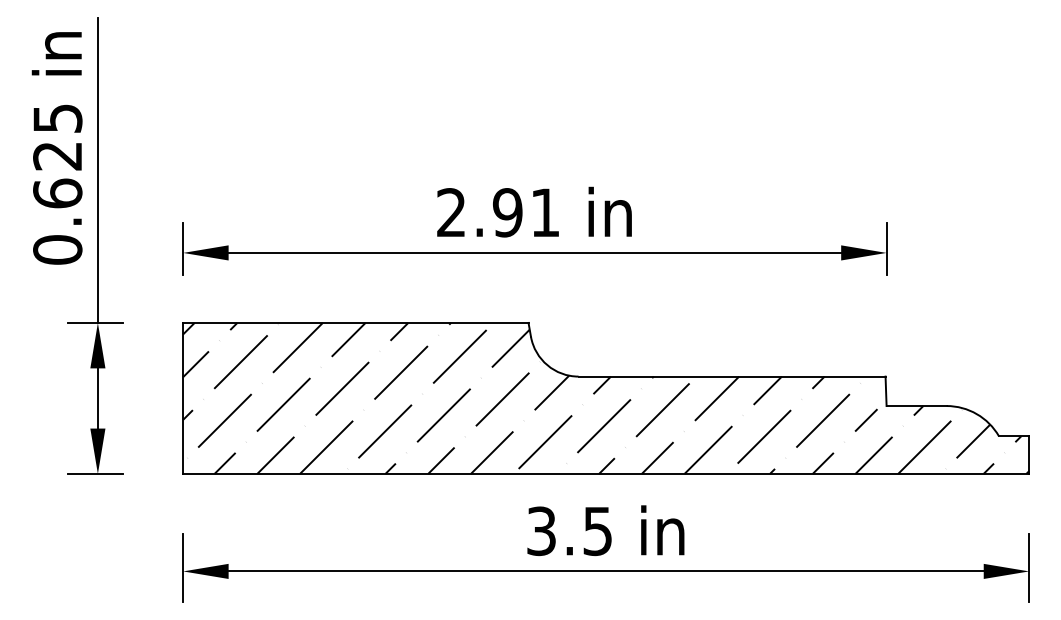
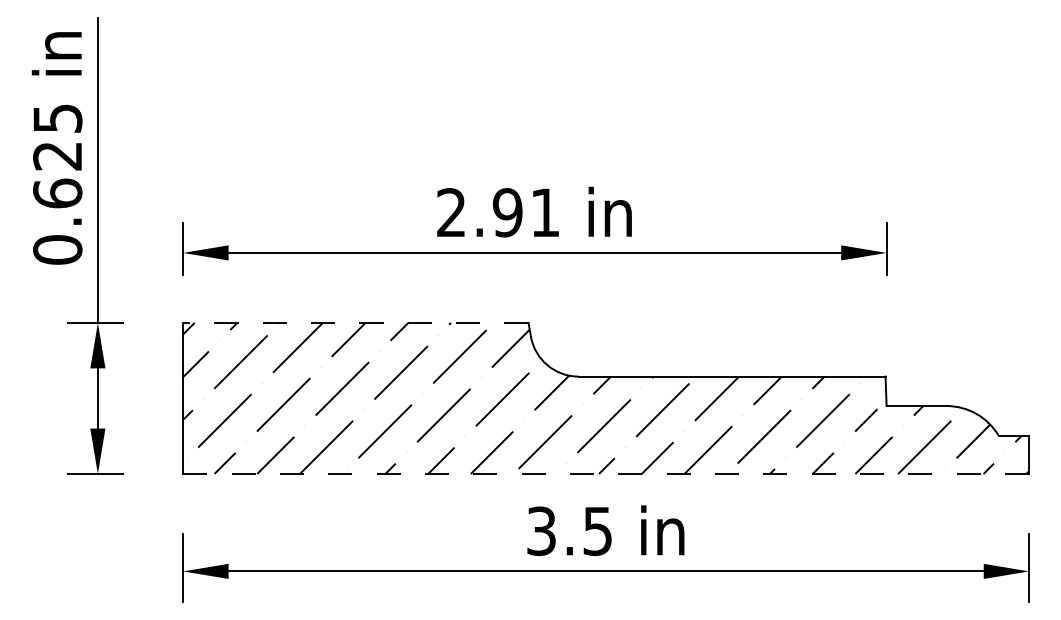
line: solid -> dashed (355, 322)
line: solid -> dashed (606, 474)
